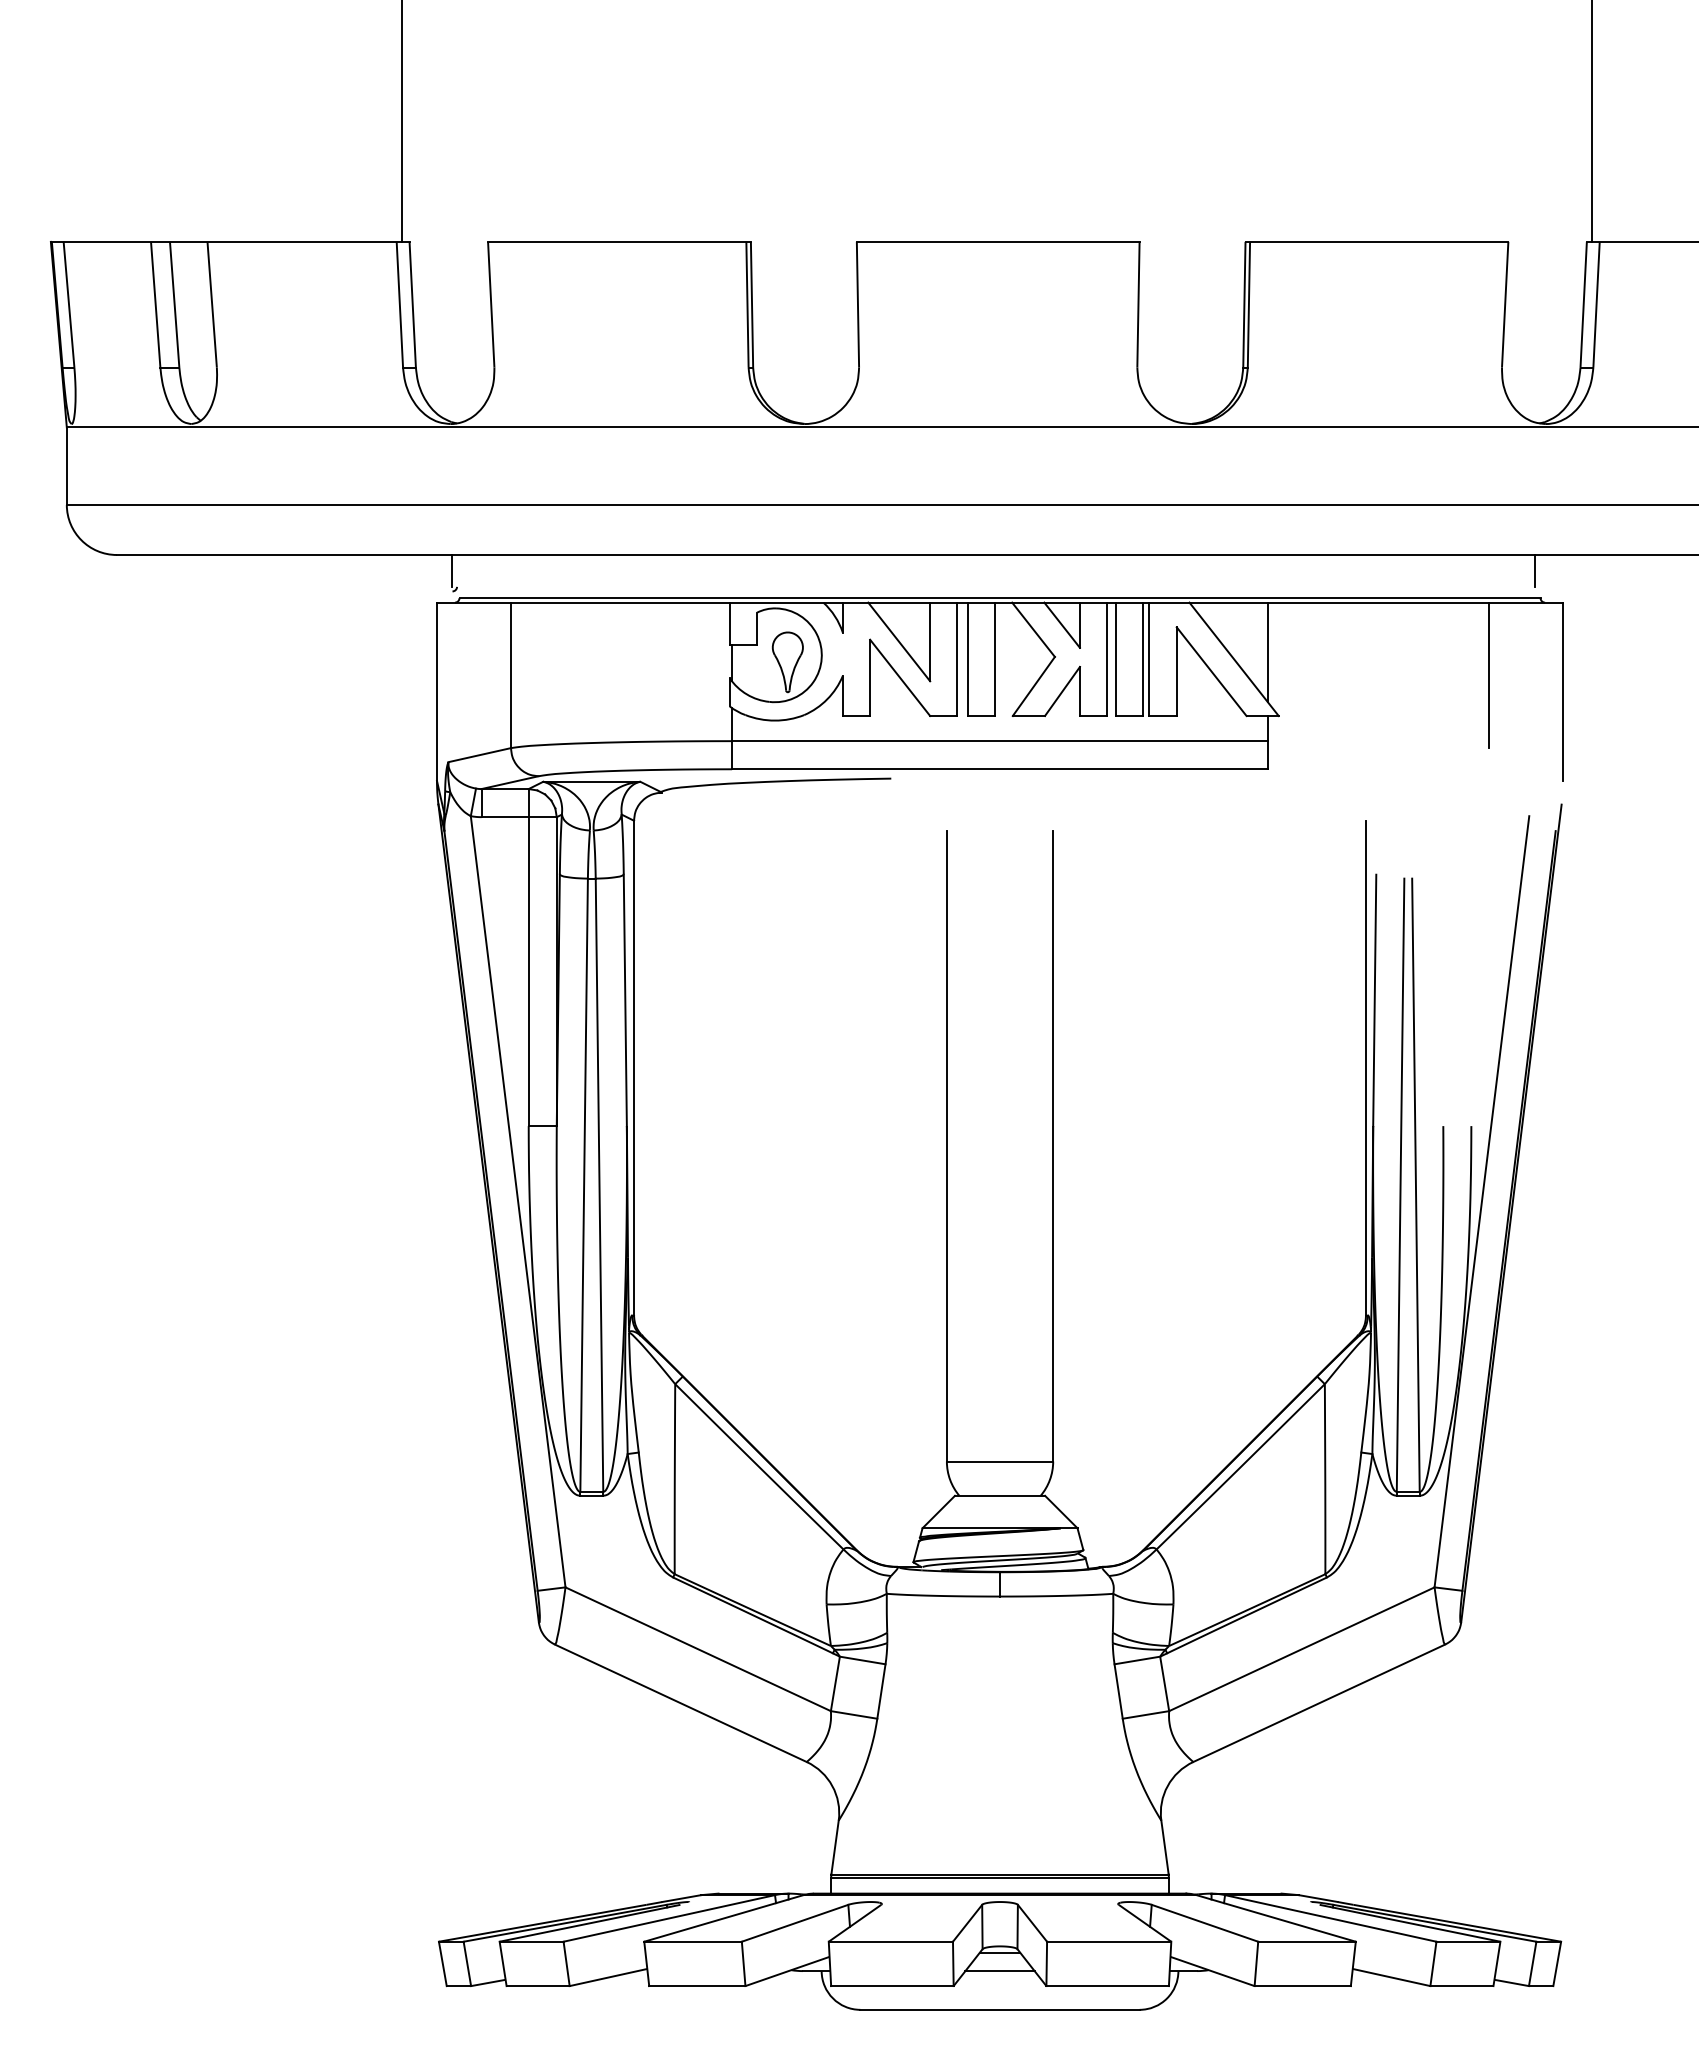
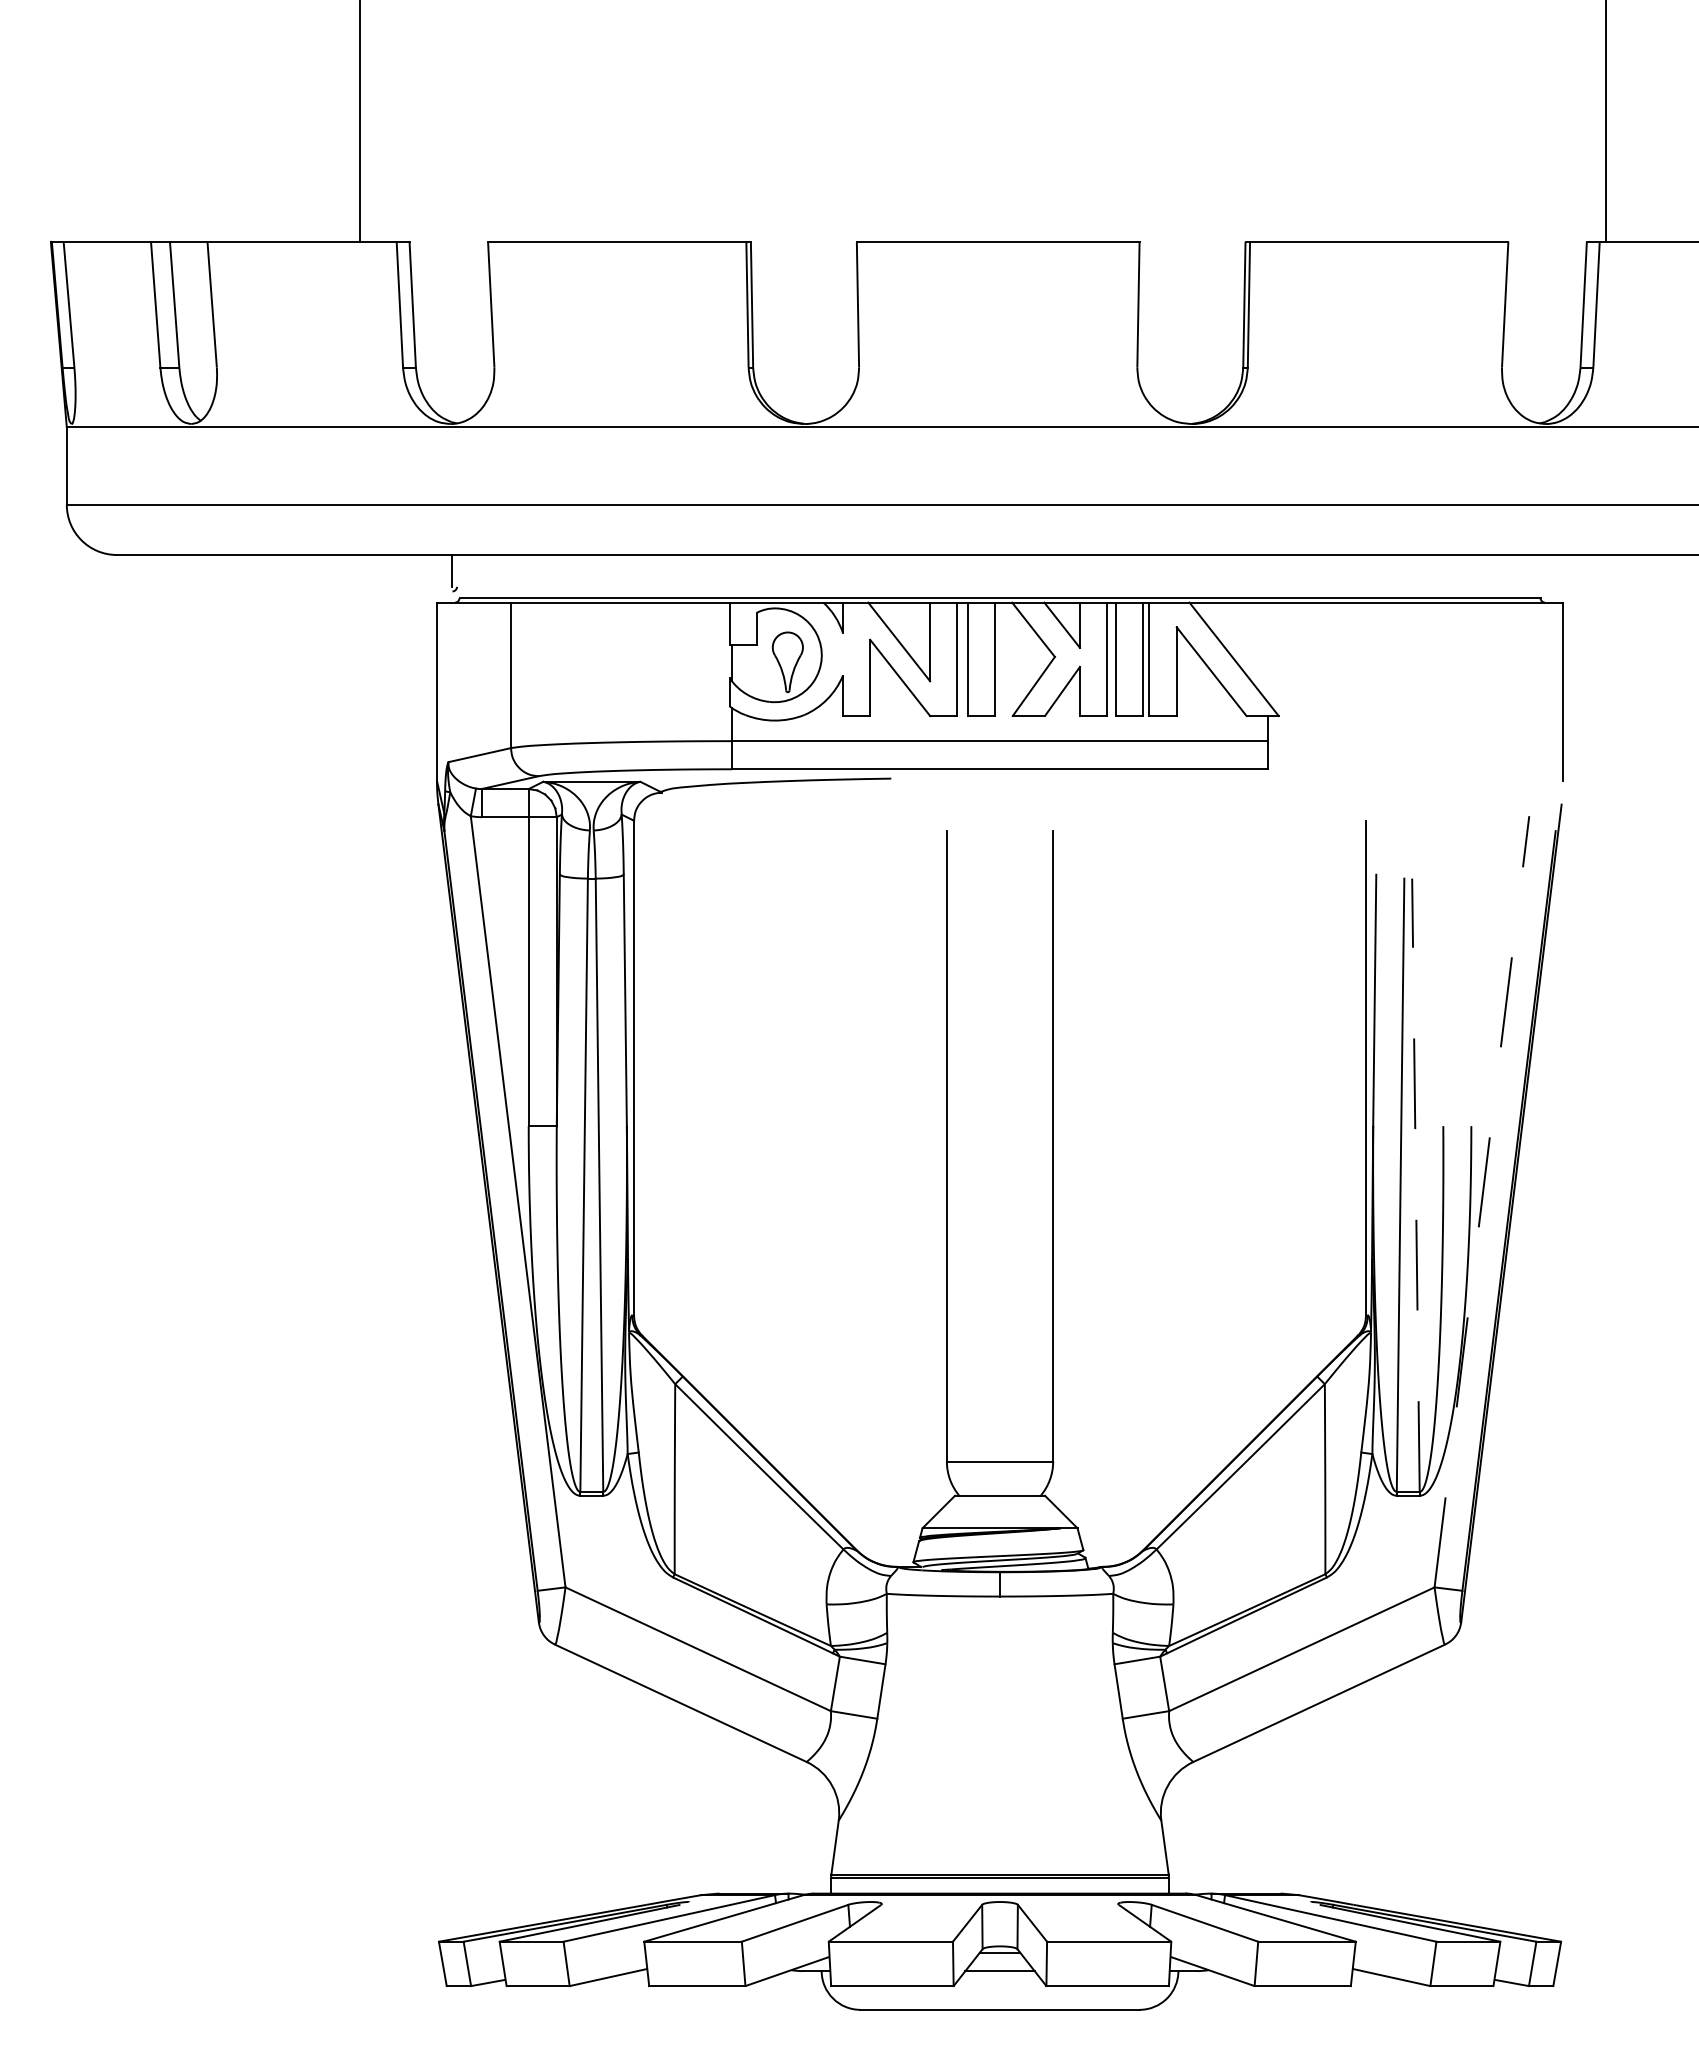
line position: (401, 121) -> (359, 121) (359, 121)
line position: (1592, 121) -> (1606, 121) (1606, 121)
line: present -> none (1535, 570)
line: present -> none (1267, 652)
line: present -> none (1489, 675)
line: solid -> dashed (1415, 1185)
line: solid -> dashed (1481, 1201)
